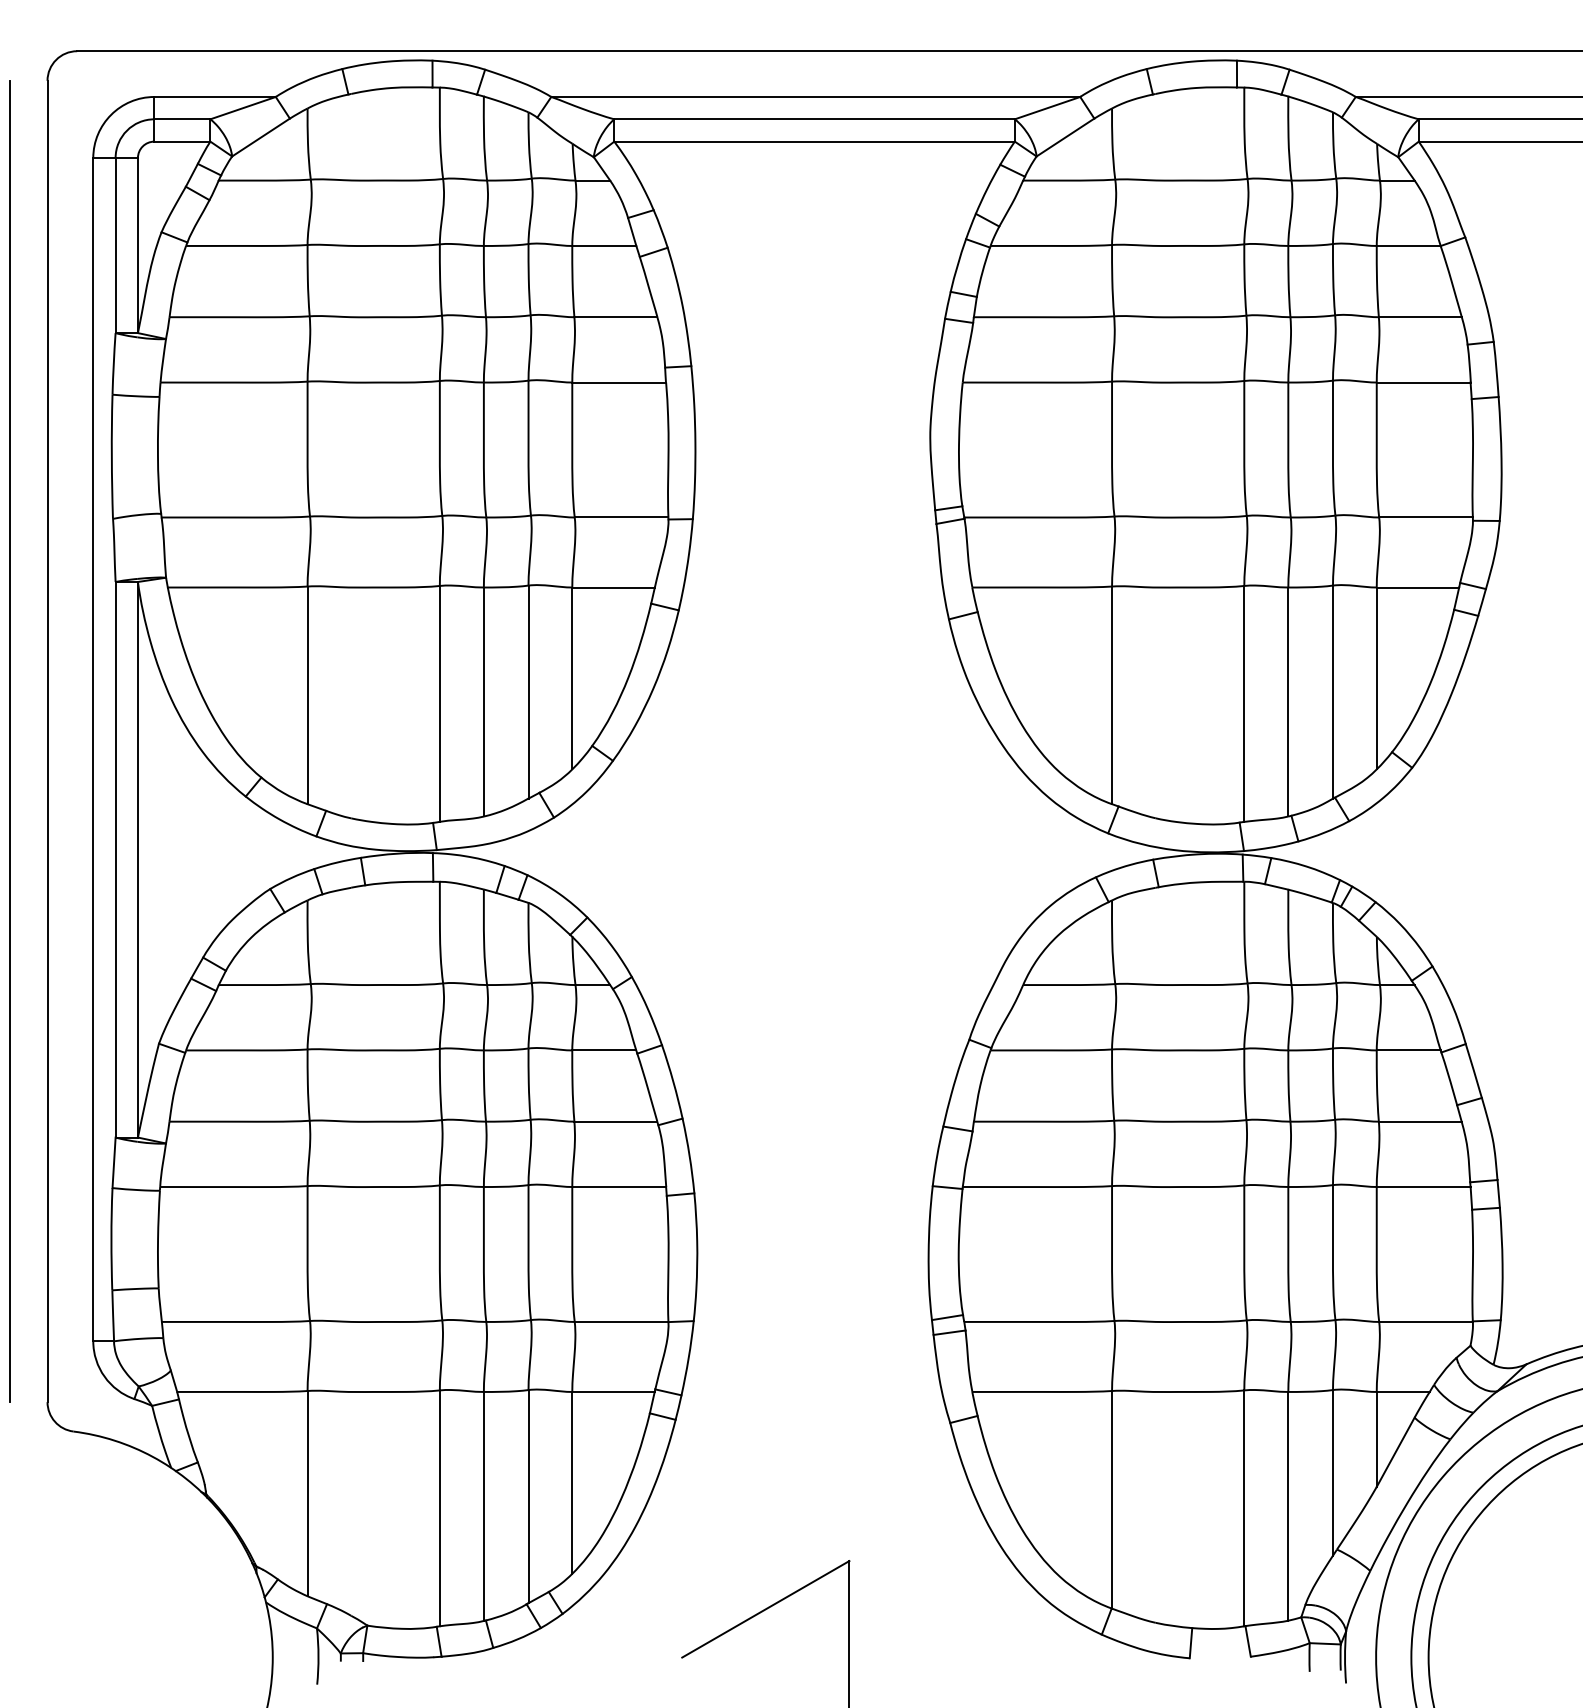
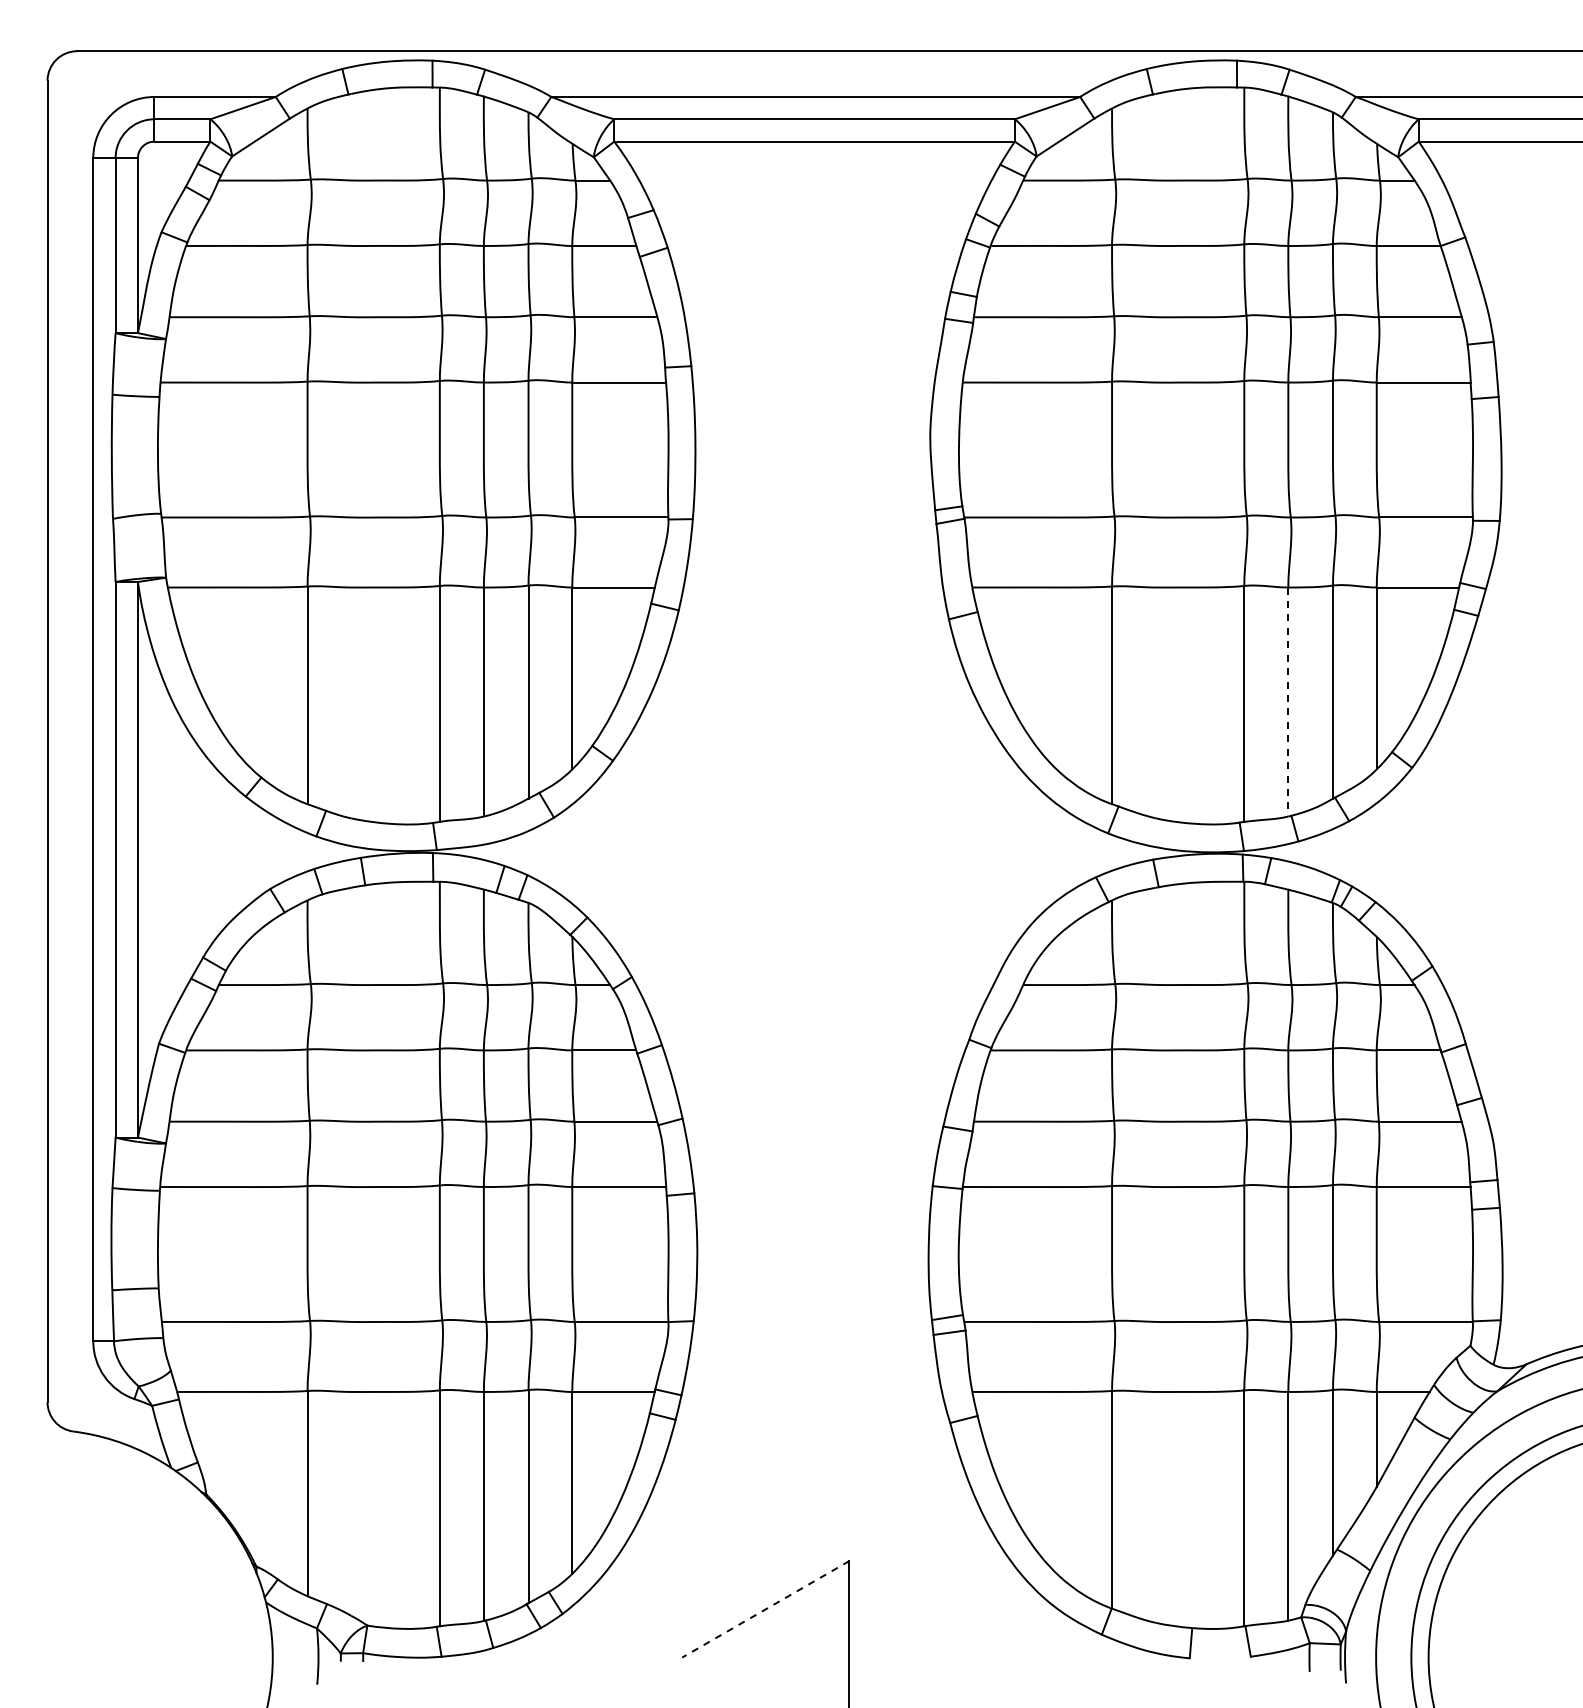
line: solid -> dashed (1288, 702)
line: present -> none (10, 741)
line: solid -> dashed (765, 1609)
